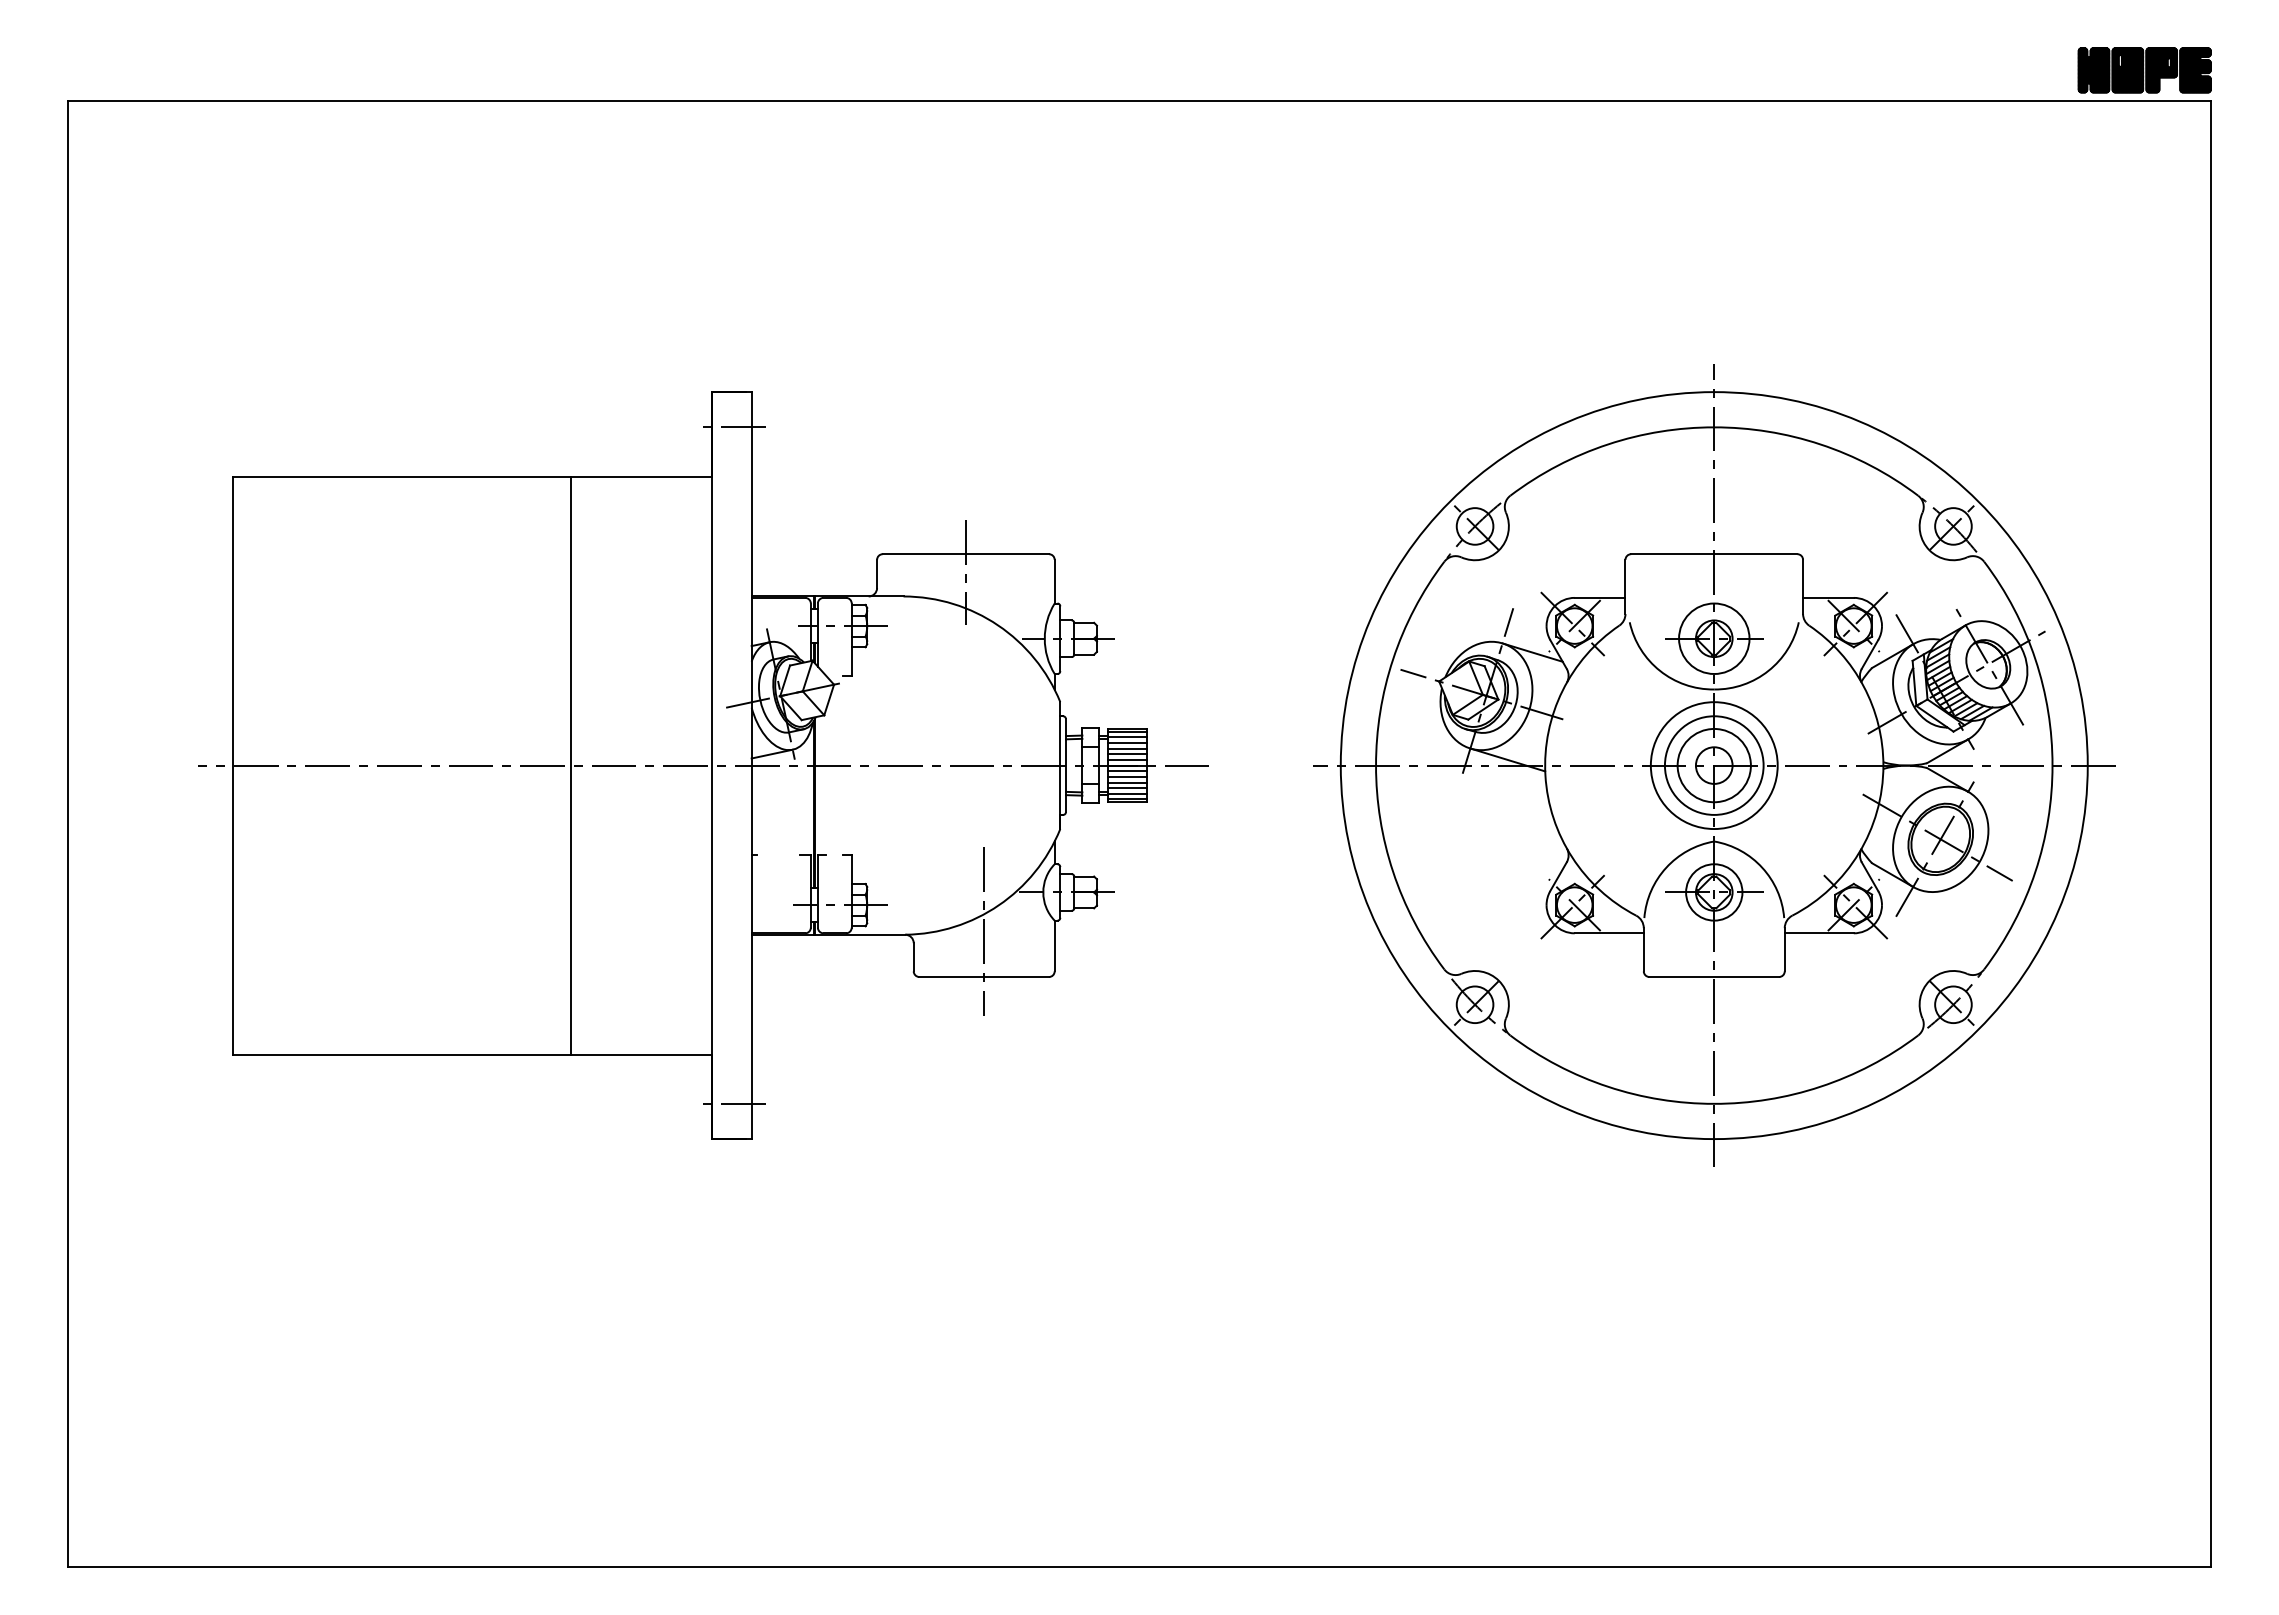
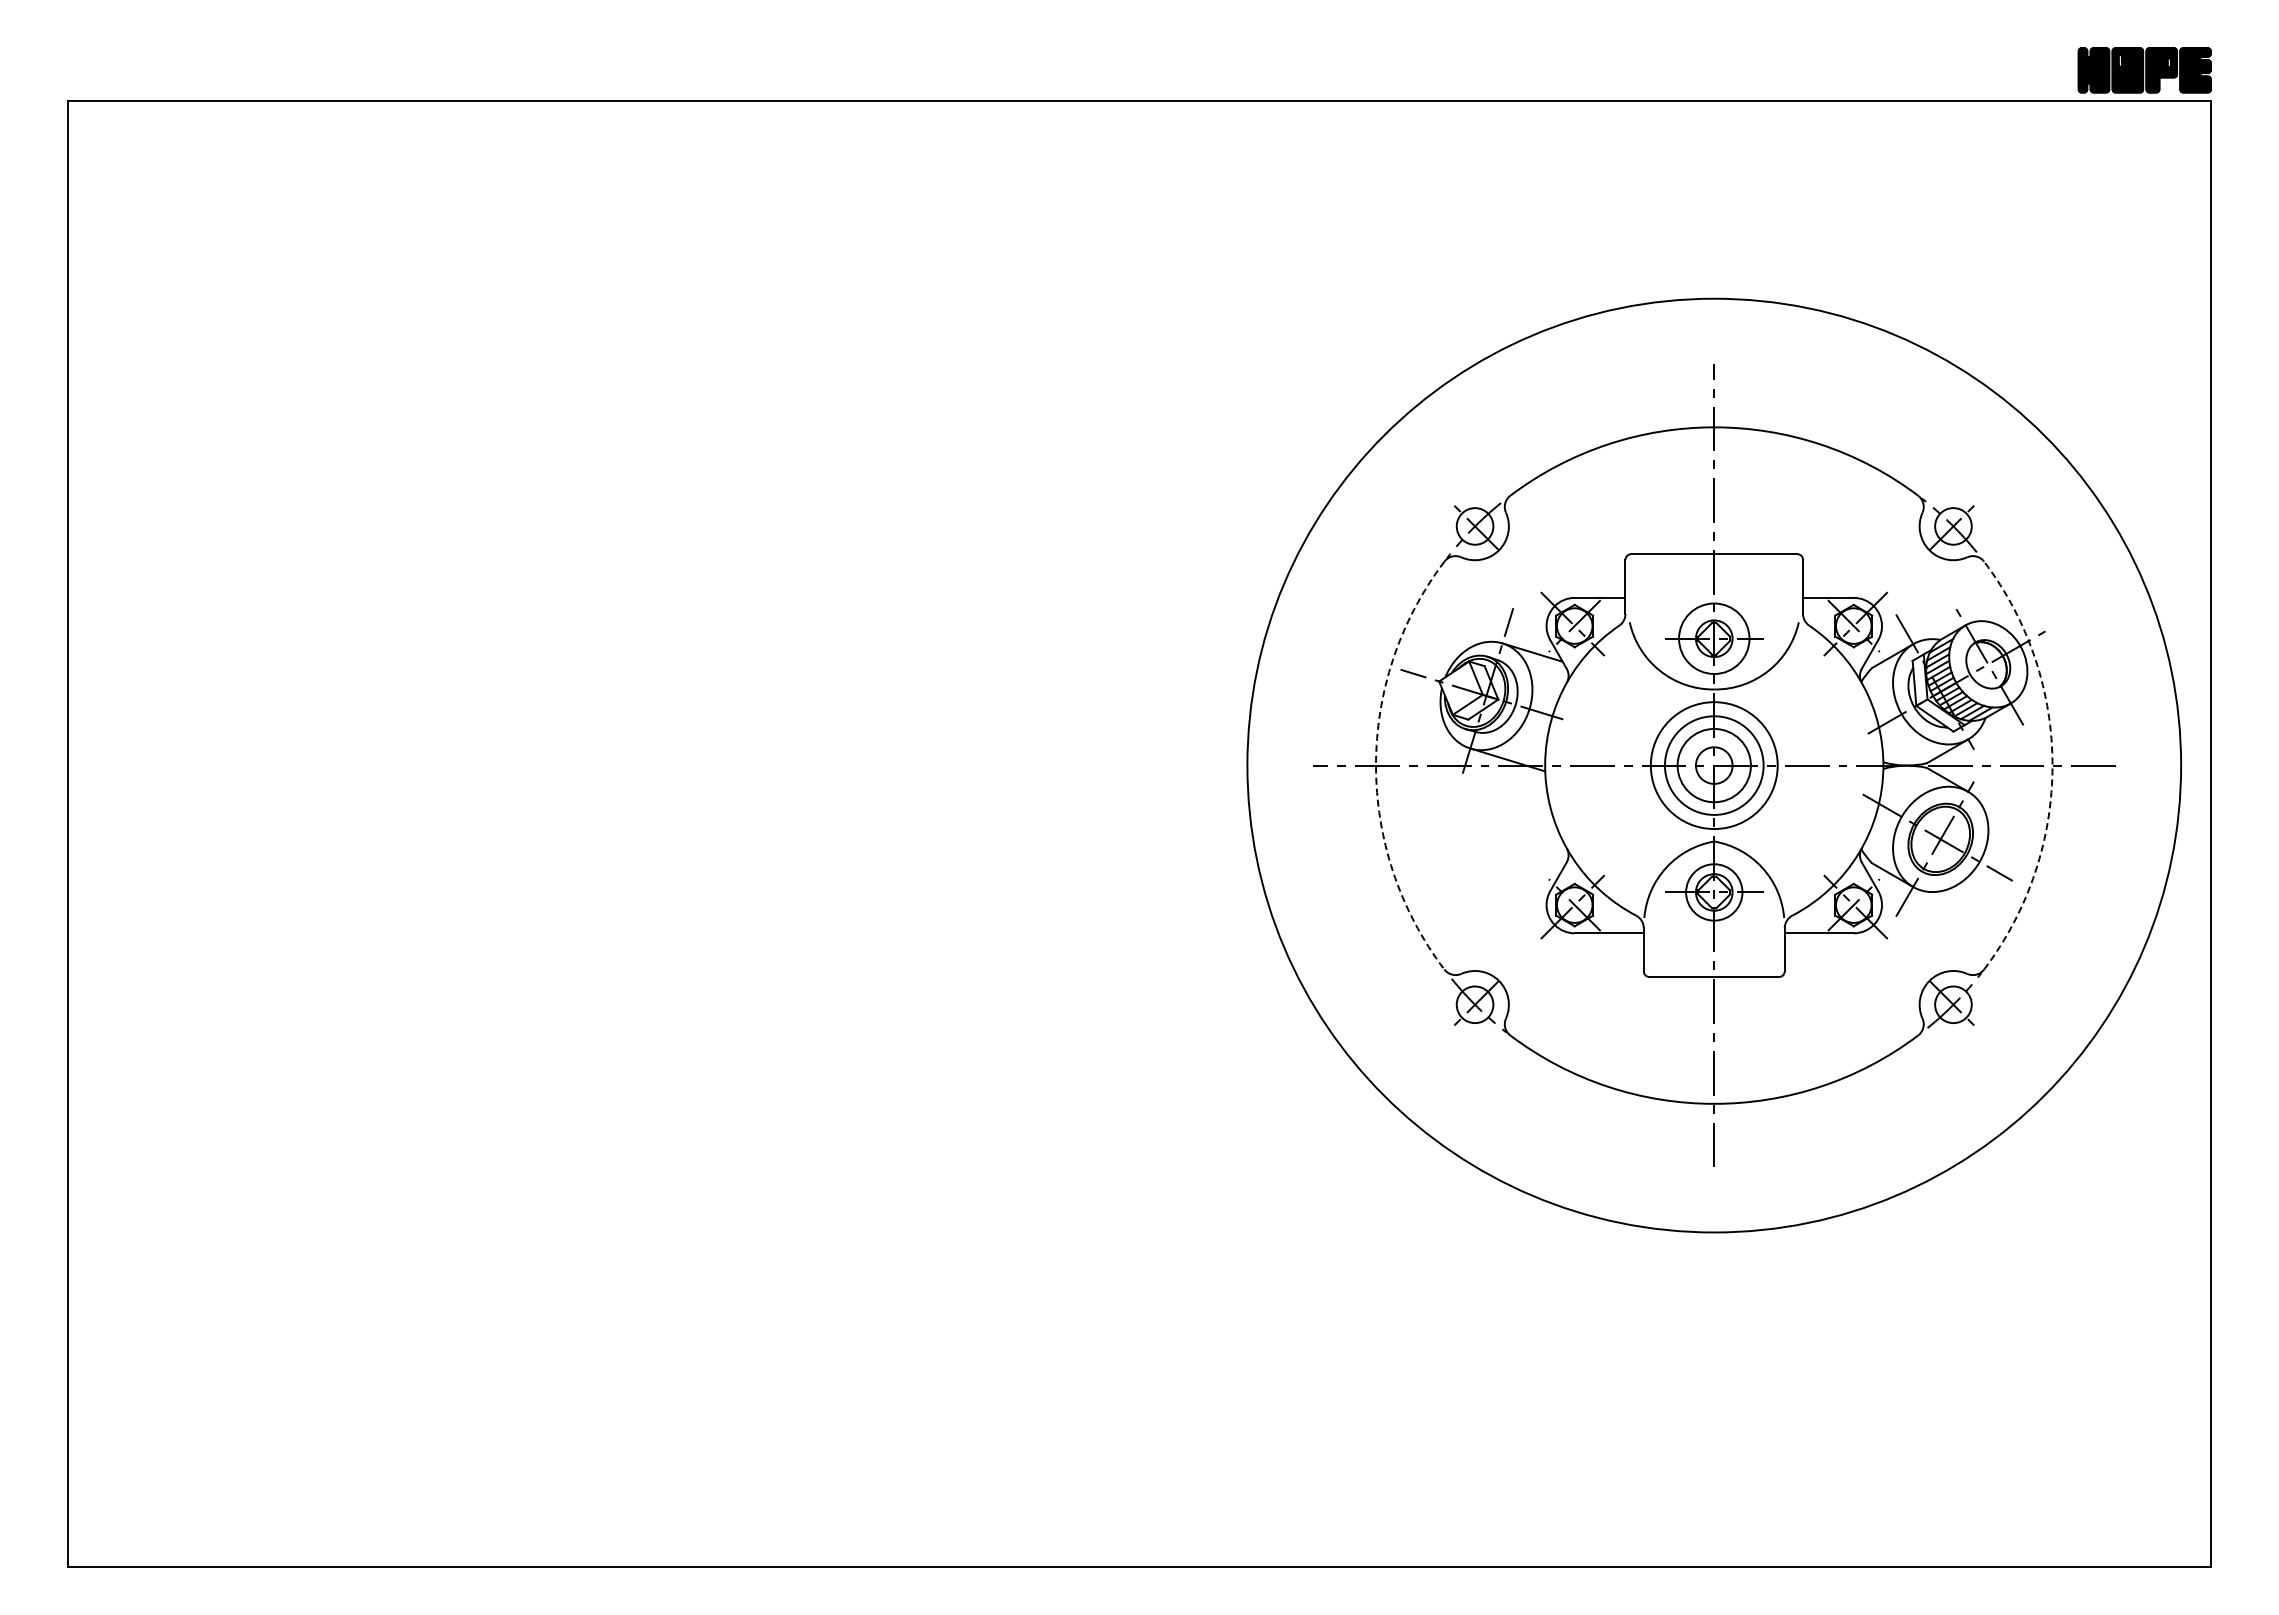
part: present -> none (703, 765)
arc: solid -> dashed (1376, 765)
circle diameter: 747 px -> 934 px (1714, 765)
arc: solid -> dashed (2052, 765)
